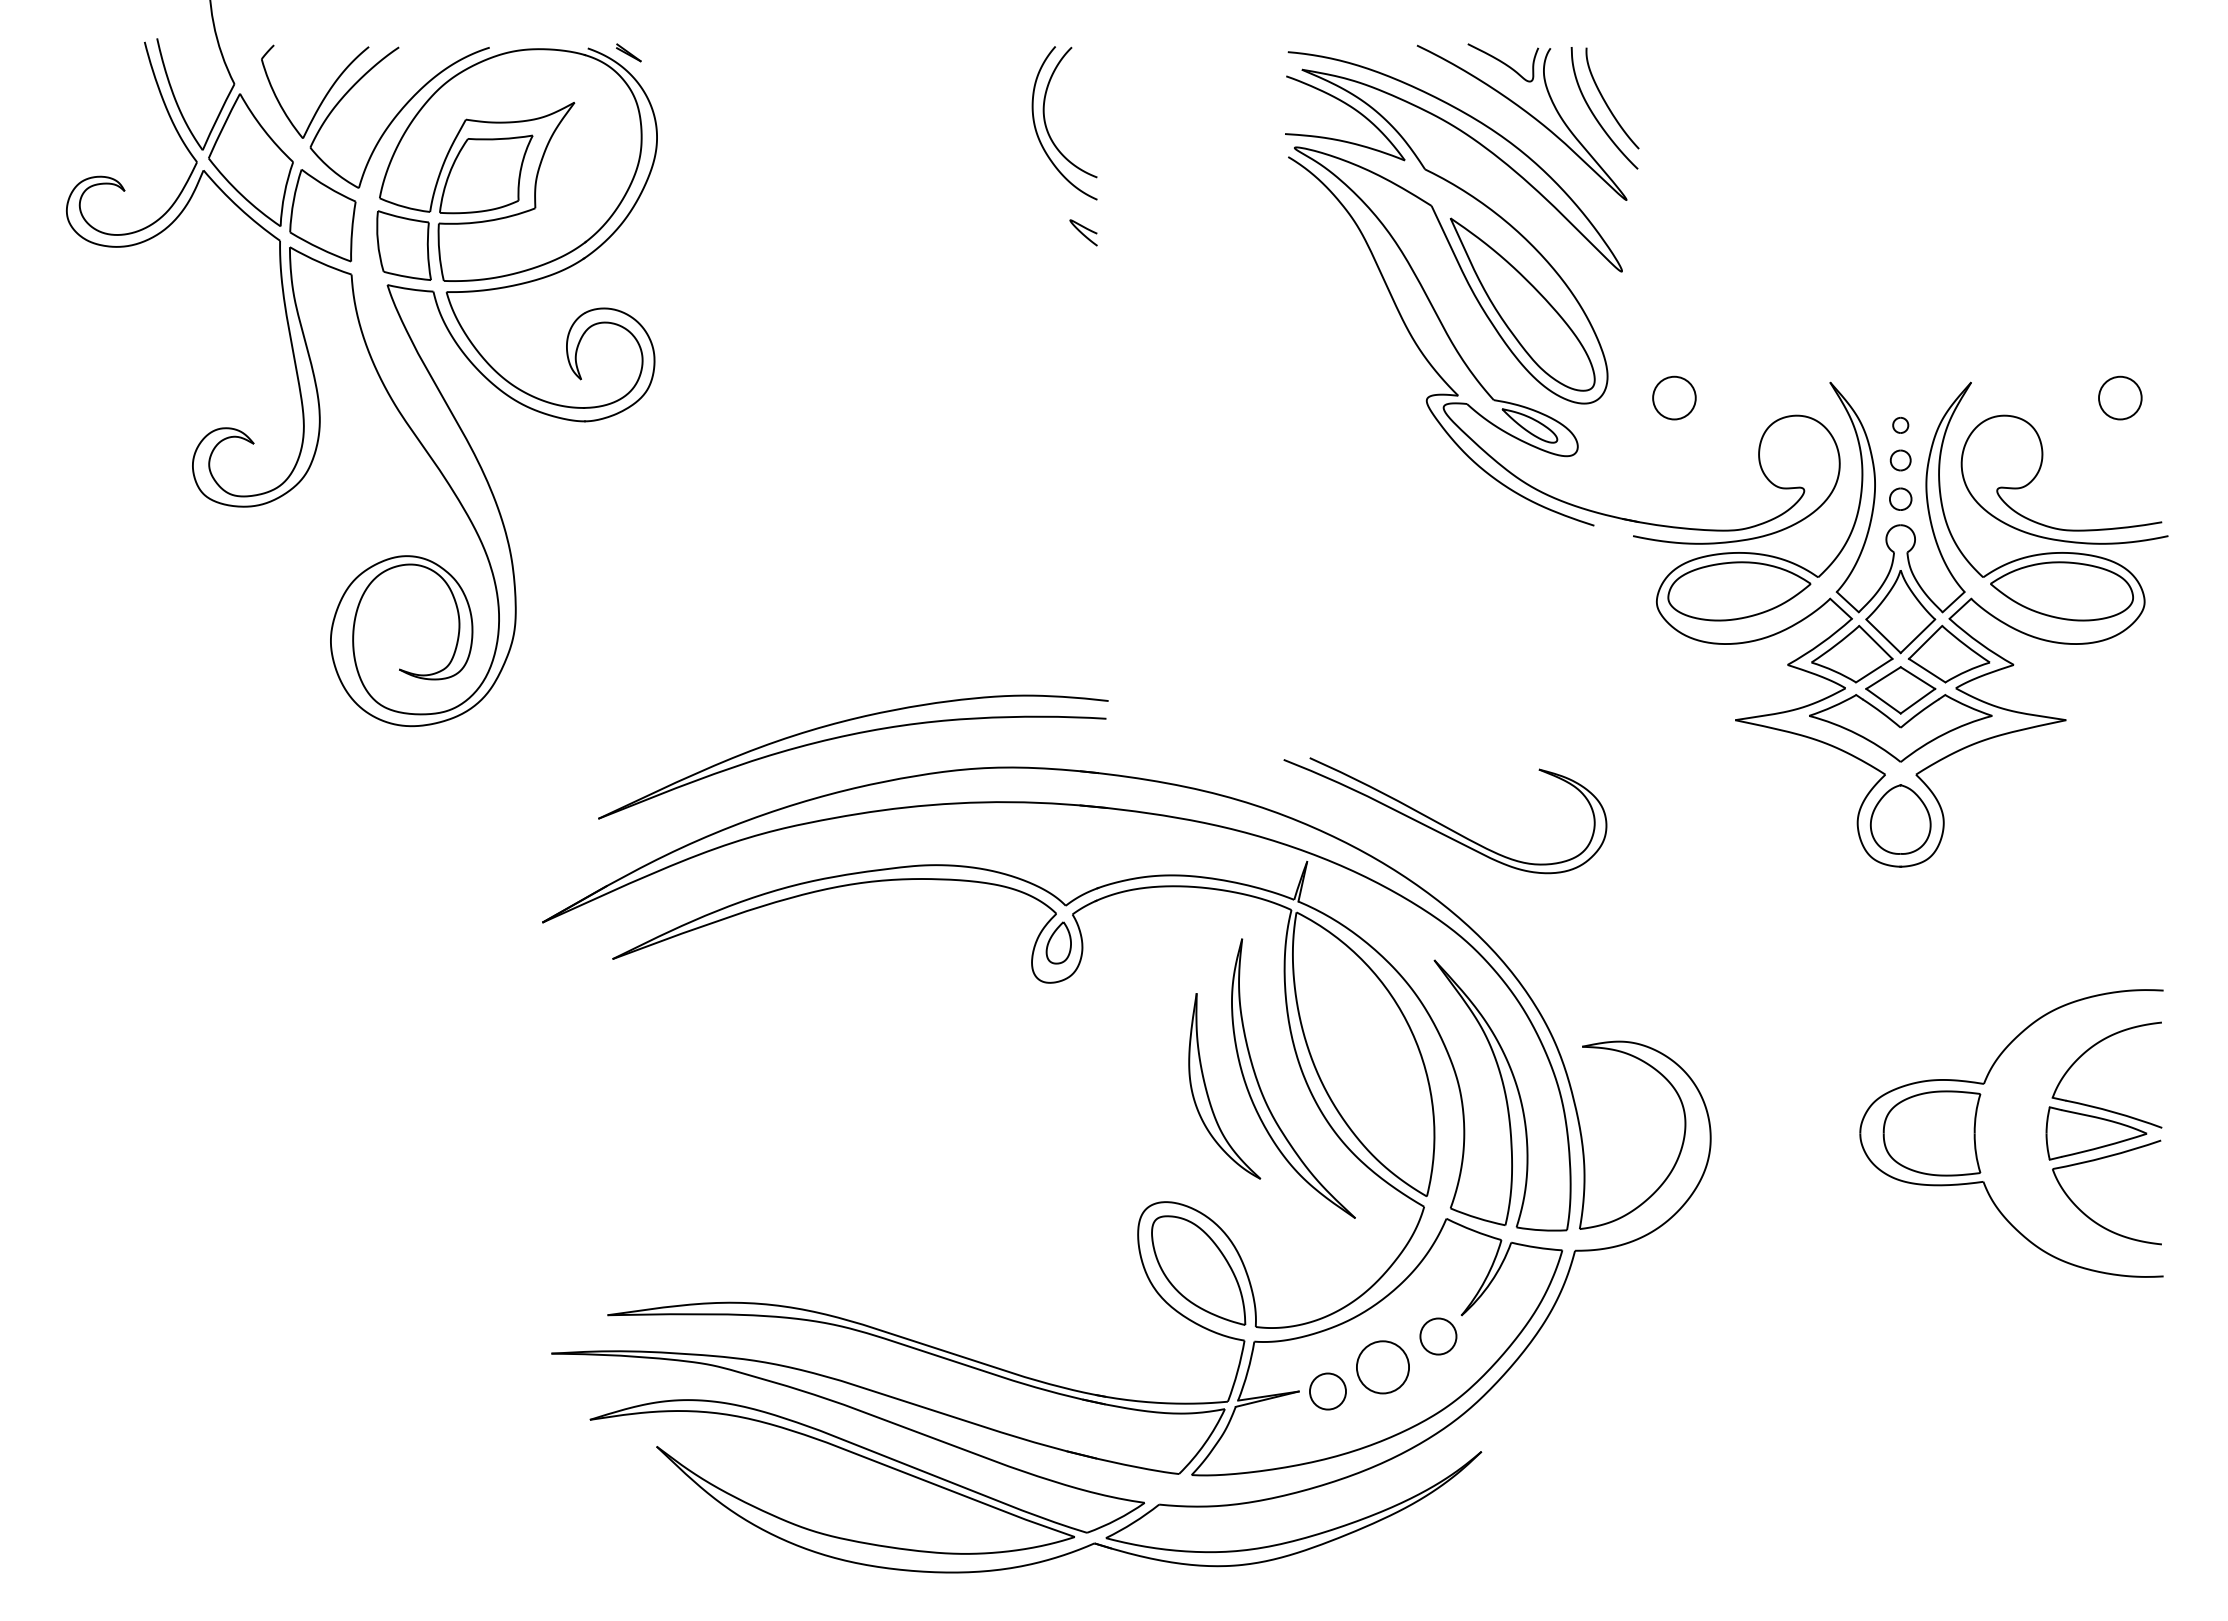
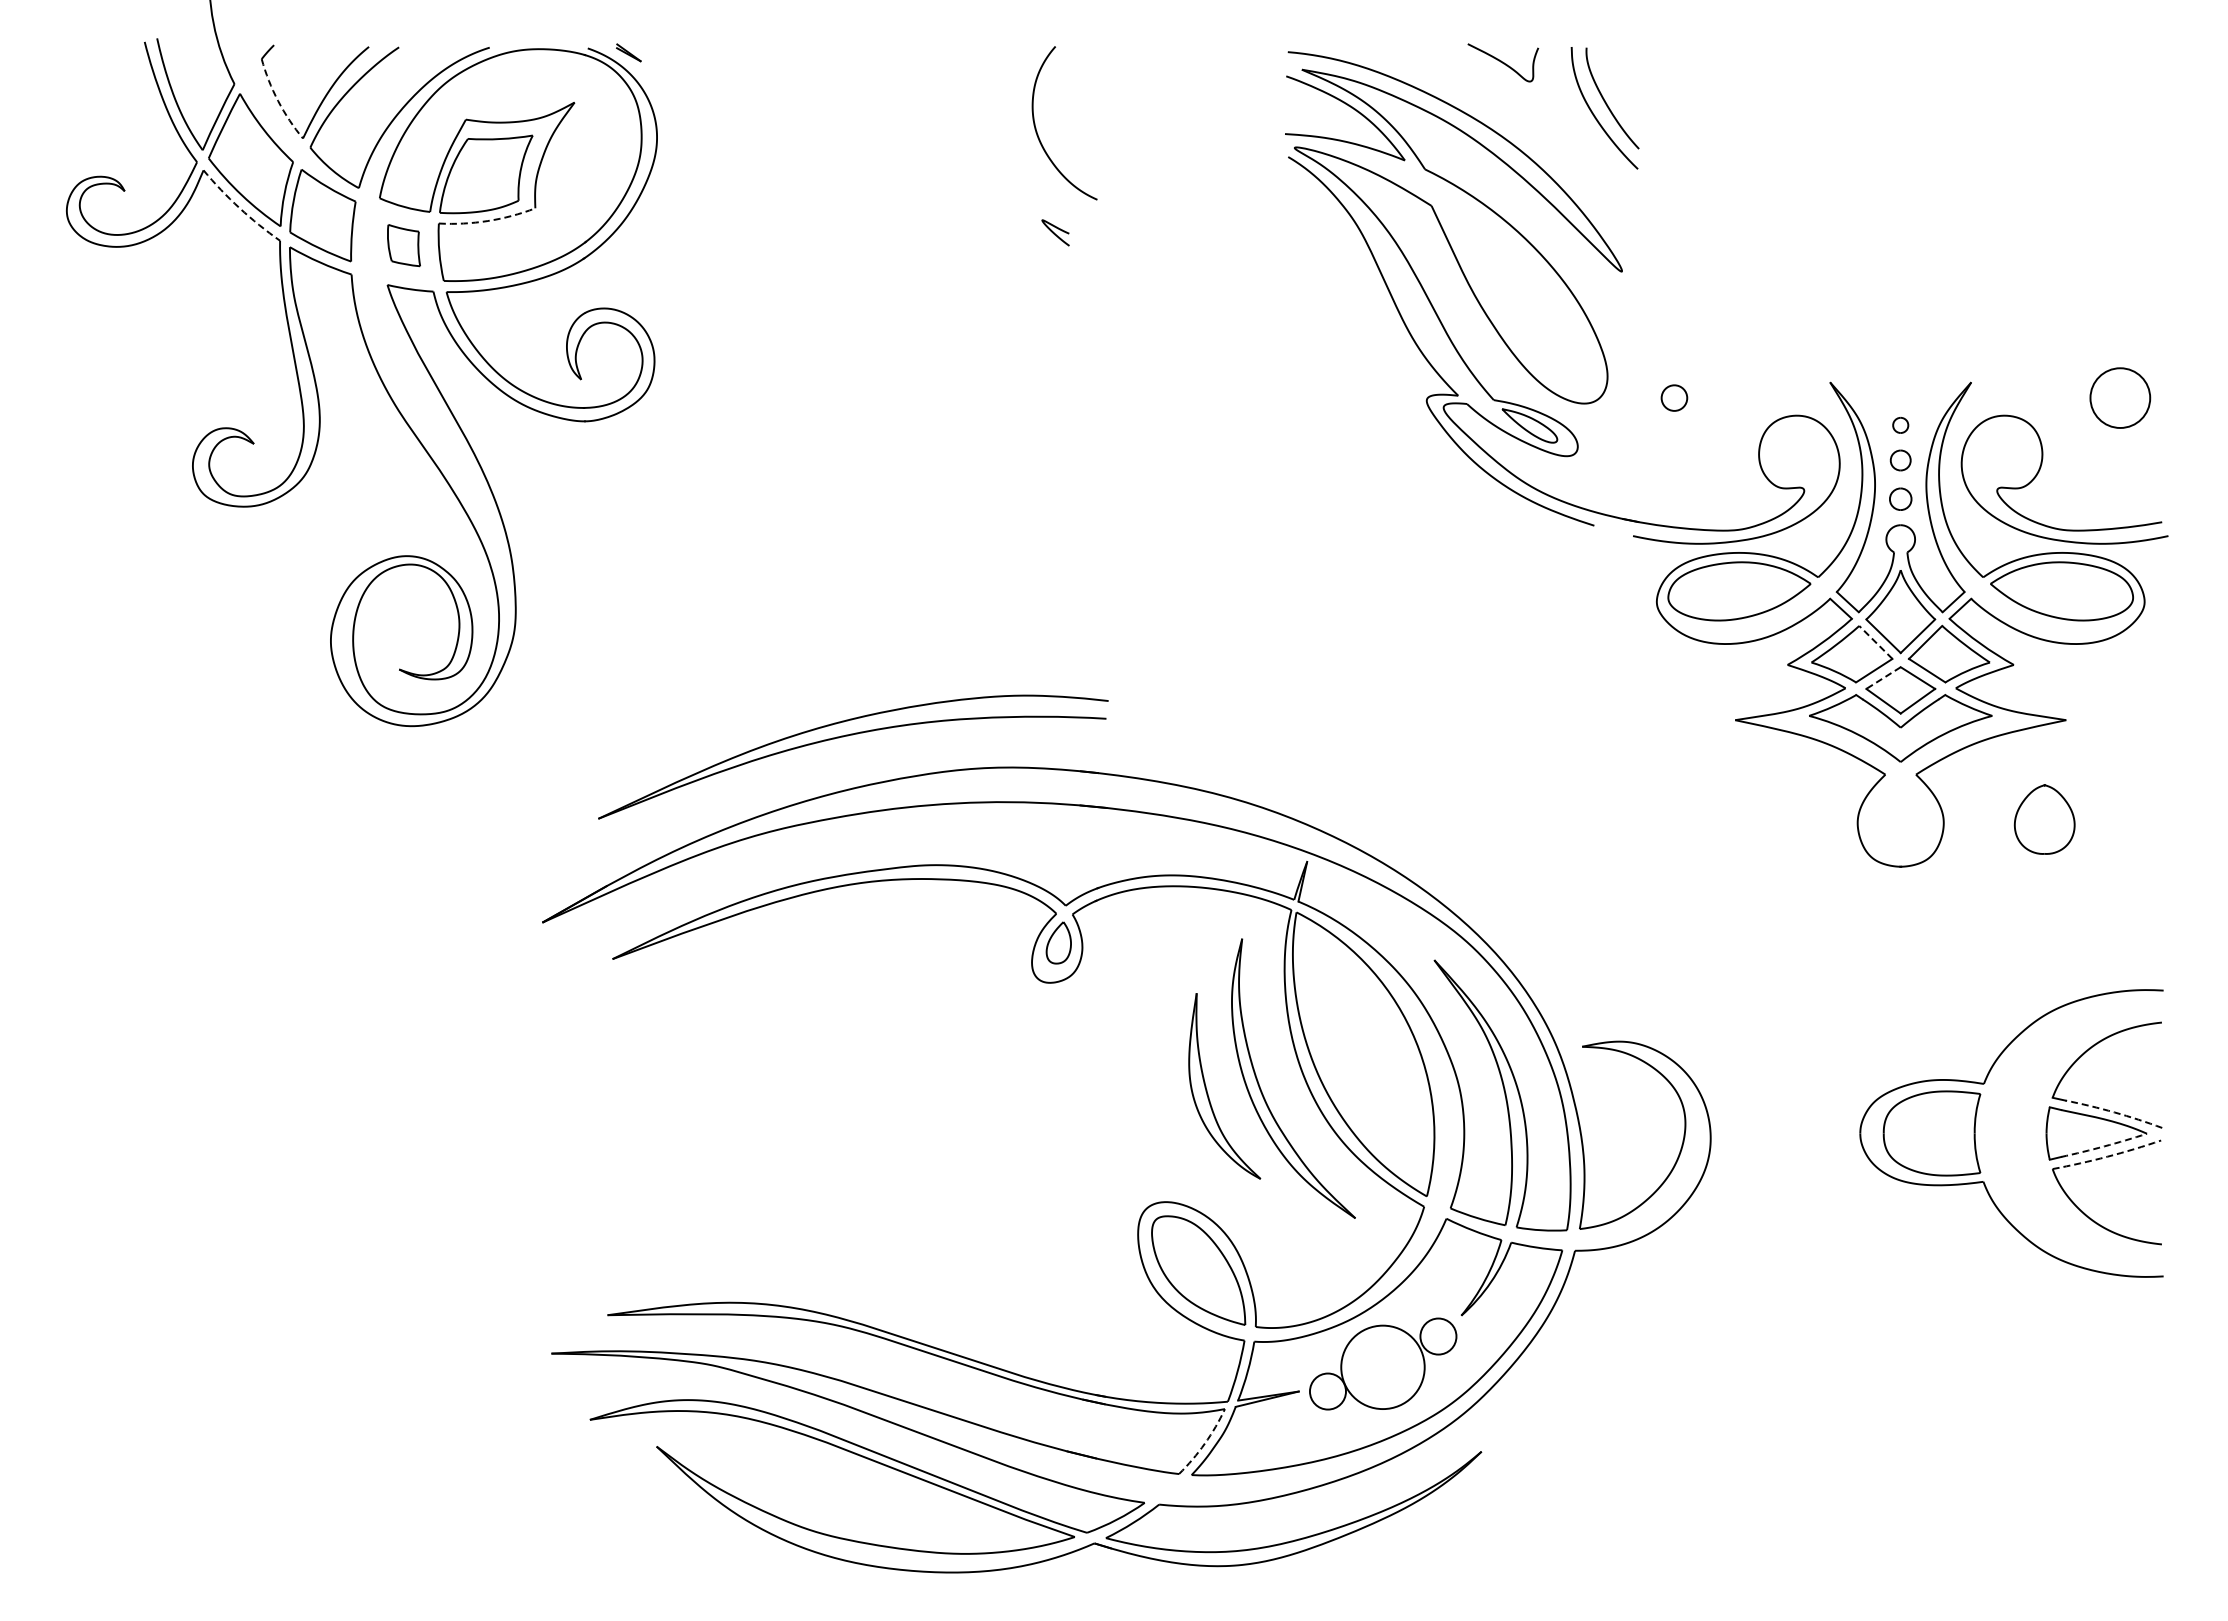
arc: solid -> dashed (278, 101)
curve: present -> none (1526, 113)
curve: present -> none (1045, 117)
arc: solid -> dashed (239, 208)
arc: solid -> dashed (487, 221)
curve position: (1082, 232) -> (1054, 232) (1054, 232)
part size: 56x71 px -> 34x44 px (403, 245)
part: present -> none (1522, 304)
circle diameter: 43 px -> 26 px (1674, 397)
circle diameter: 43 px -> 60 px (2120, 397)
line: solid -> dashed (1875, 642)
line: solid -> dashed (1883, 678)
part position: (1900, 819) -> (2044, 819) (2044, 819)
part: present -> none (1441, 823)
arc: solid -> dashed (2114, 1112)
arc: solid -> dashed (2104, 1146)
arc: solid -> dashed (2107, 1156)
circle diameter: 52 px -> 83 px (1382, 1367)
arc: solid -> dashed (1204, 1443)
